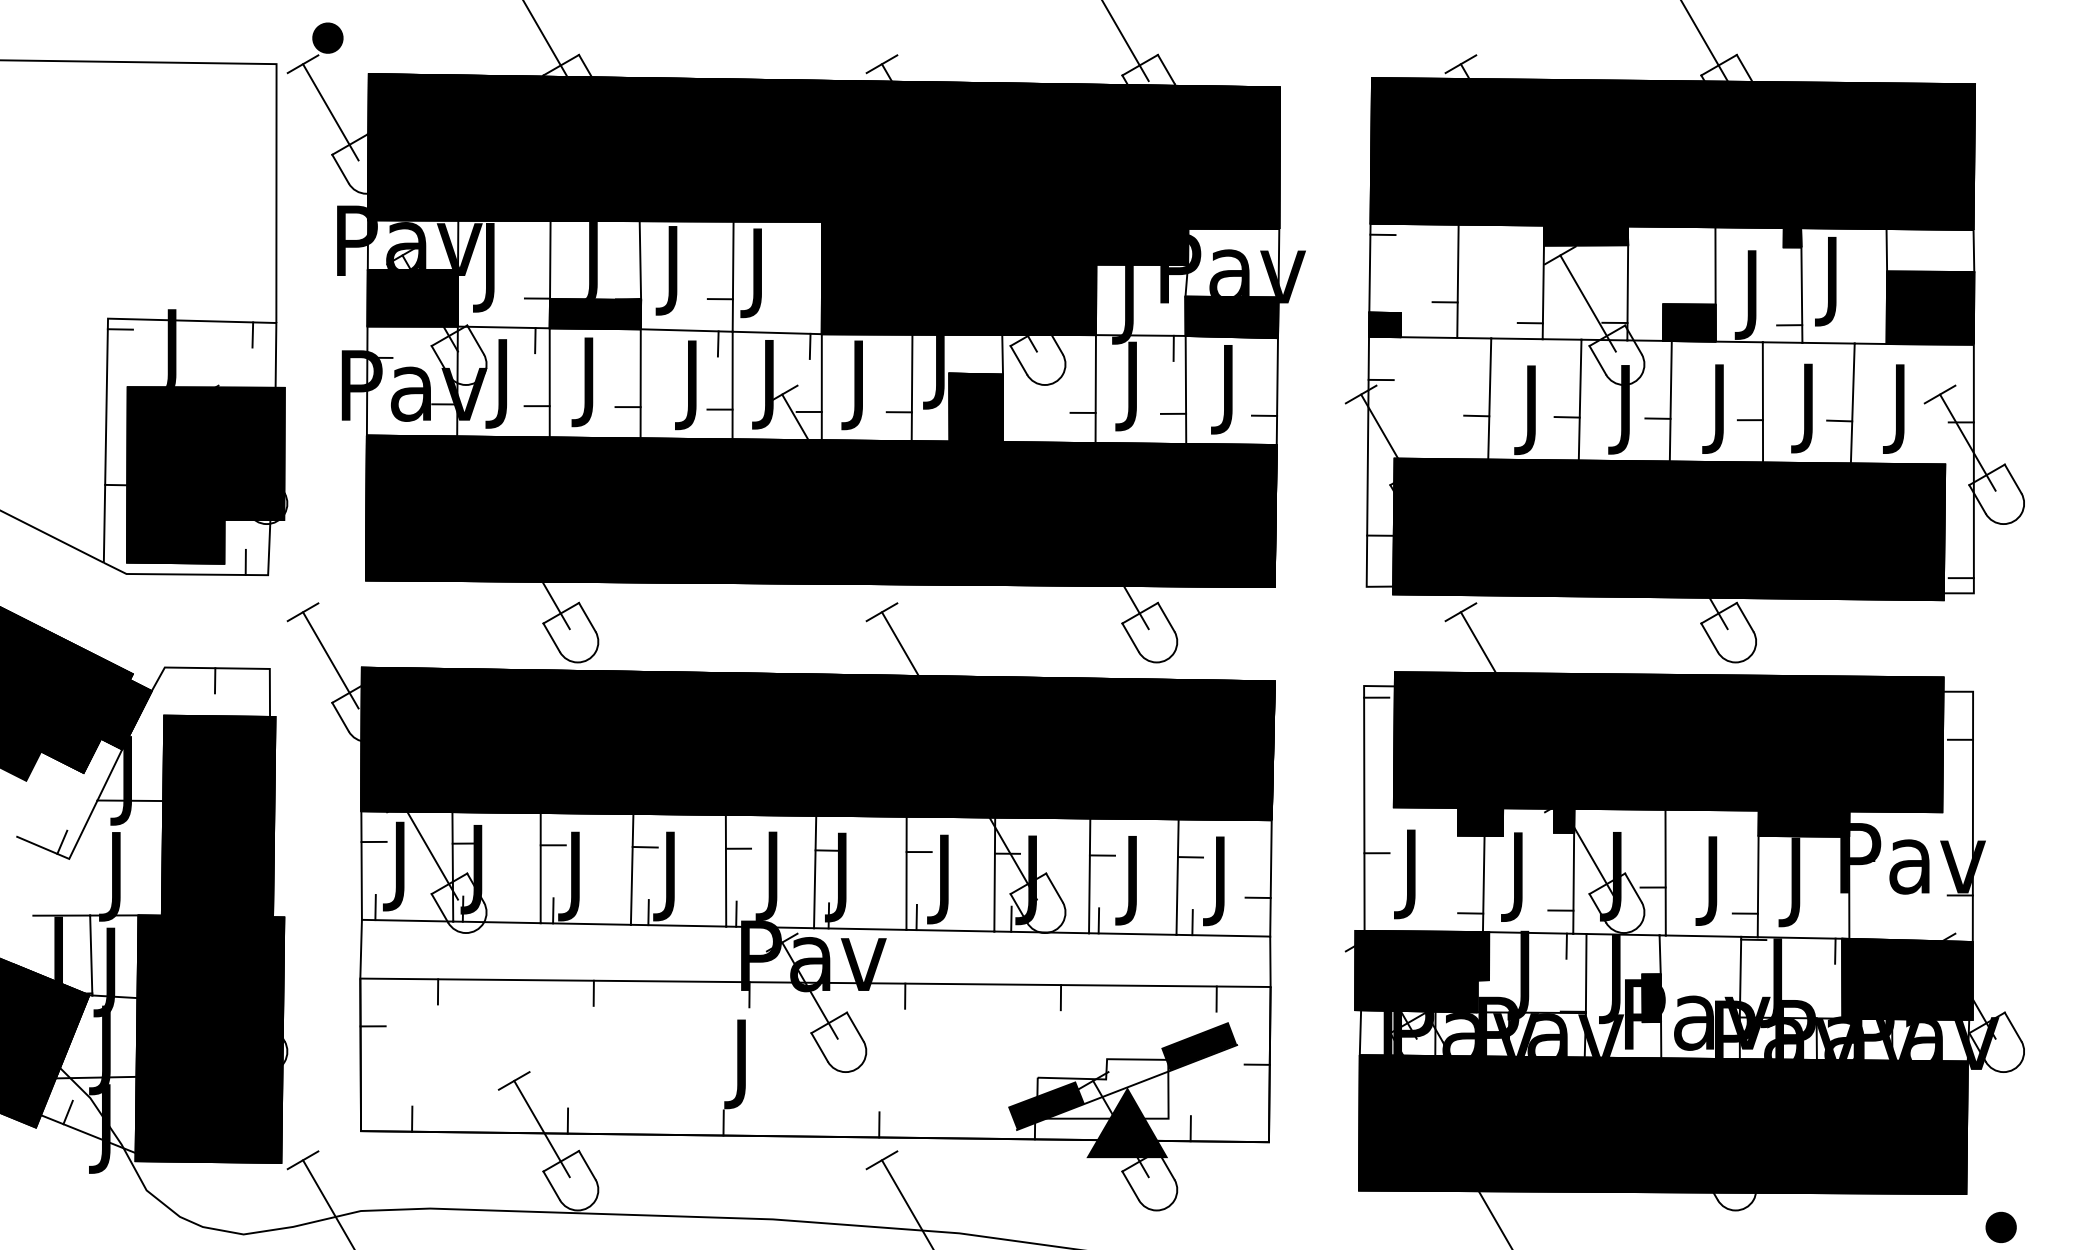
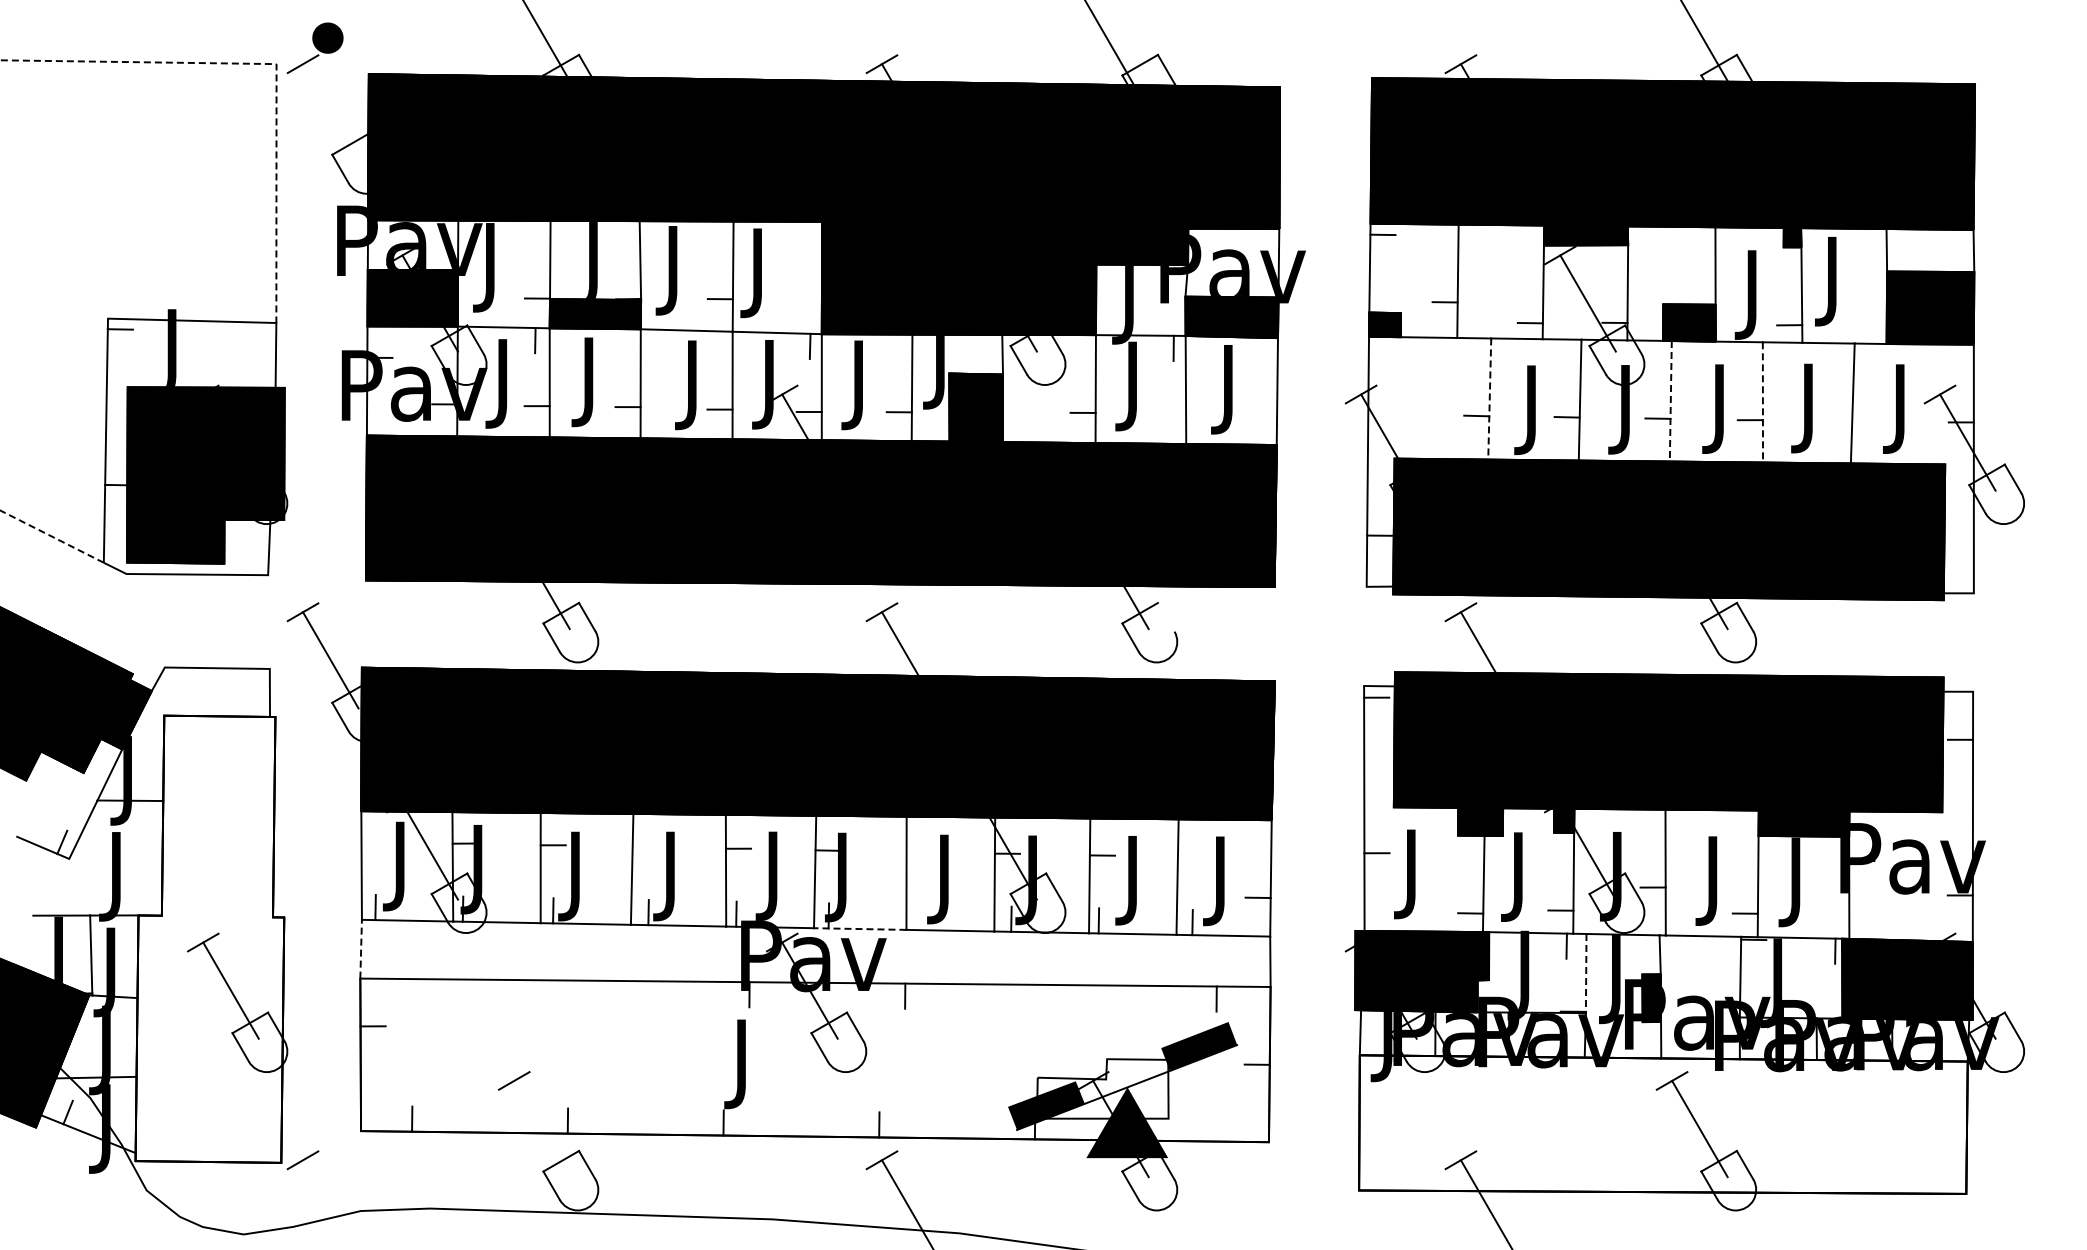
line position: (1125, 41) -> (1110, 45) (1110, 45)
line: solid -> dashed (268, 64)
line: present -> none (330, 112)
line: present -> none (252, 334)
line: present -> none (717, 343)
line: present -> none (1380, 379)
line: solid -> dashed (1489, 399)
line: solid -> dashed (1670, 401)
line: solid -> dashed (1762, 402)
line: present -> none (1173, 413)
line: present -> none (1264, 415)
line: present -> none (1839, 420)
line: solid -> dashed (52, 536)
line: present -> none (245, 562)
line: present -> none (1960, 578)
line: present -> none (1165, 617)
line: present -> none (215, 680)
line: present -> none (373, 841)
line: present -> none (644, 846)
line: present -> none (918, 852)
line: present -> none (1190, 857)
line: present -> none (916, 917)
line: solid -> dashed (859, 929)
fill: present -> none (209, 938)
line: solid -> dashed (361, 948)
line: solid -> dashed (1586, 973)
line: present -> none (437, 991)
line: present -> none (593, 992)
line: present -> none (1060, 997)
fill: present -> none (1663, 1124)
line: present -> none (541, 1128)
line: present -> none (1190, 1128)
line: present -> none (328, 1203)
part: present -> none (2000, 1226)
